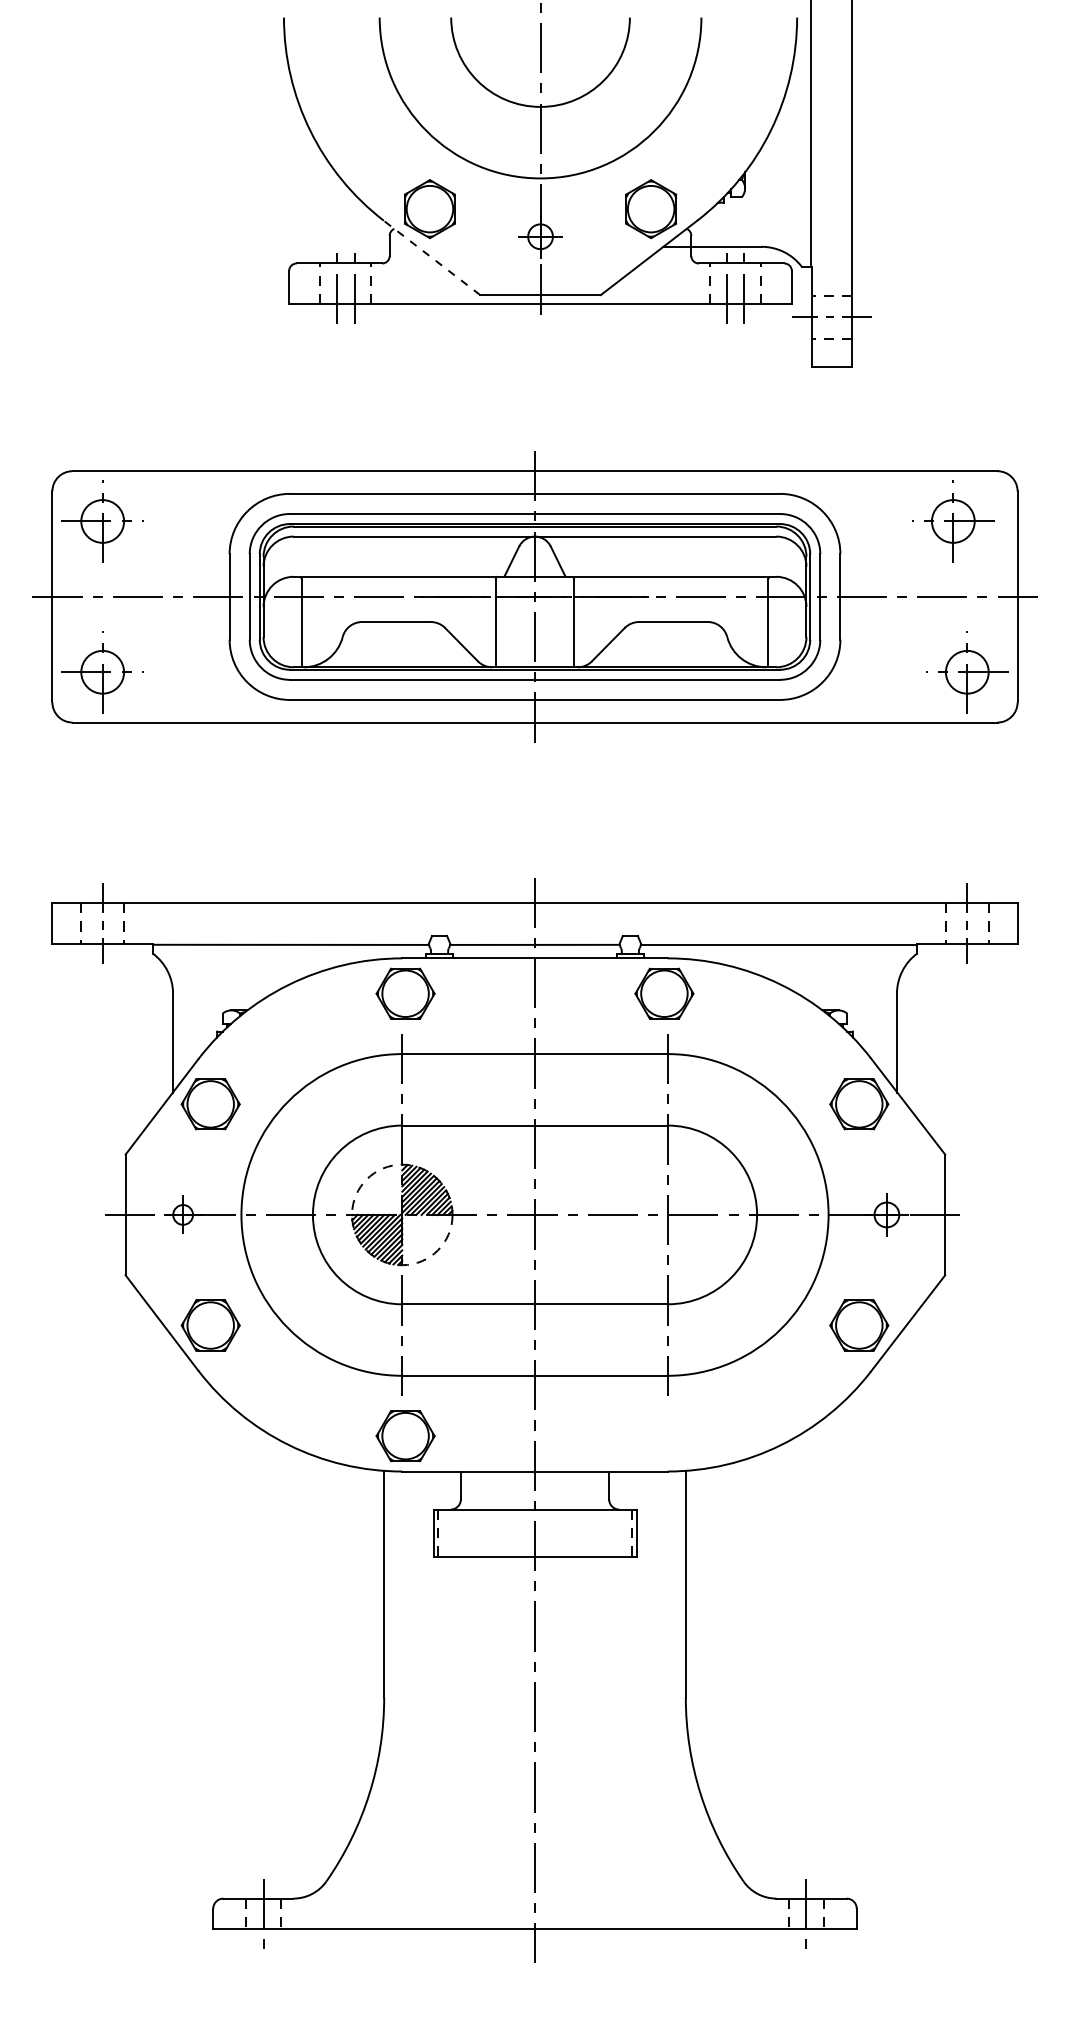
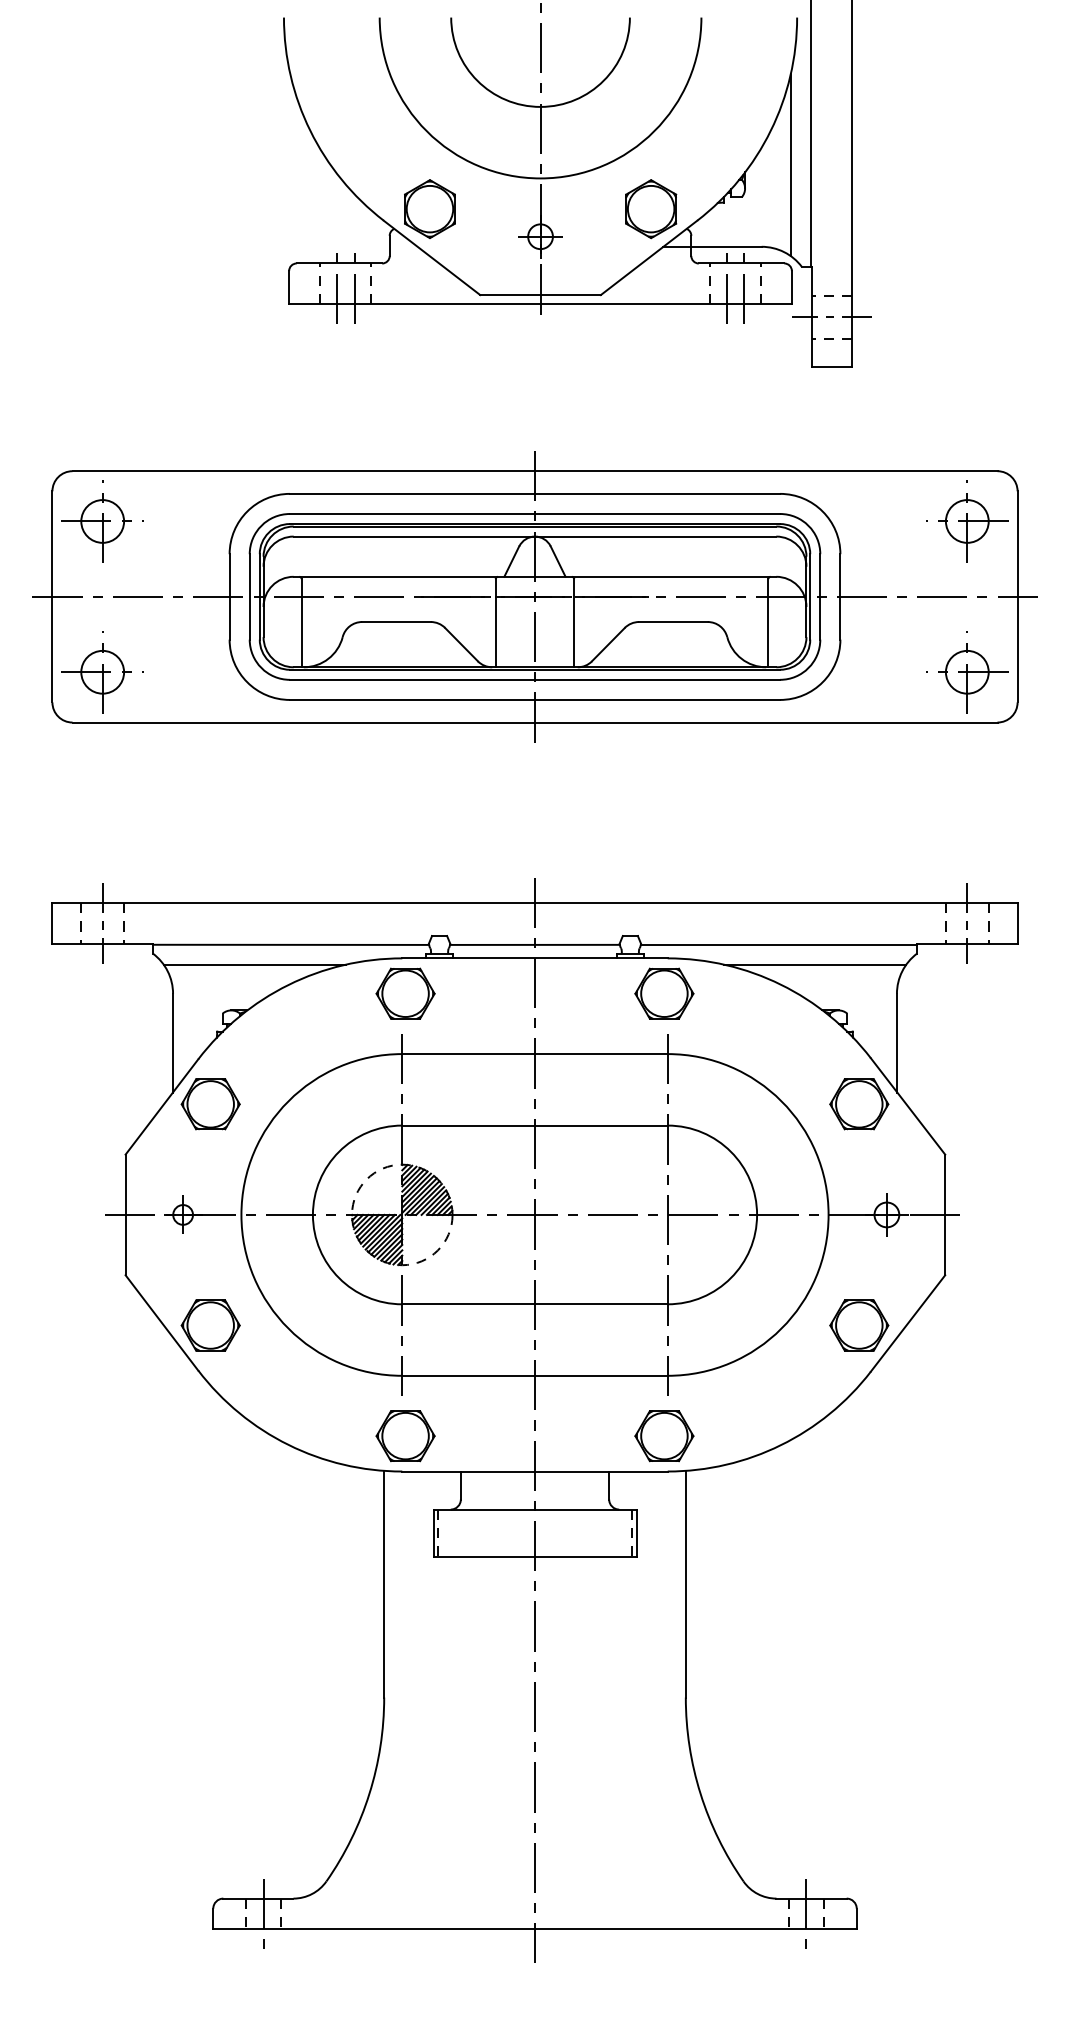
line: none -> present (790, 164)
line: dashed -> solid (432, 257)
part position: (953, 521) -> (967, 521) (967, 521)
line: none -> present (254, 964)
line: none -> present (815, 964)
part: none -> present (664, 1436)
